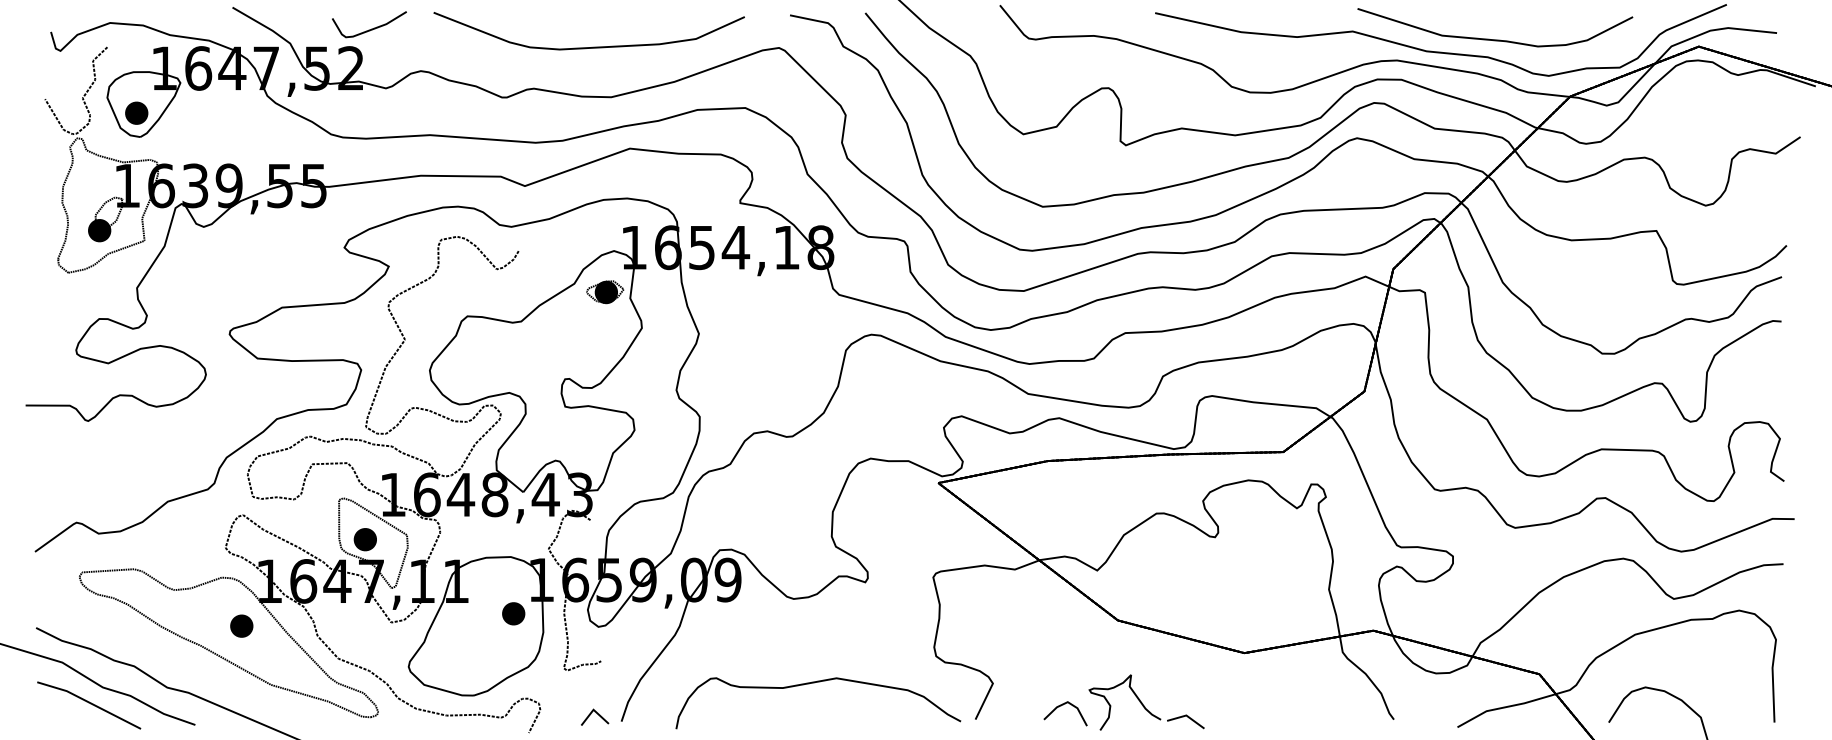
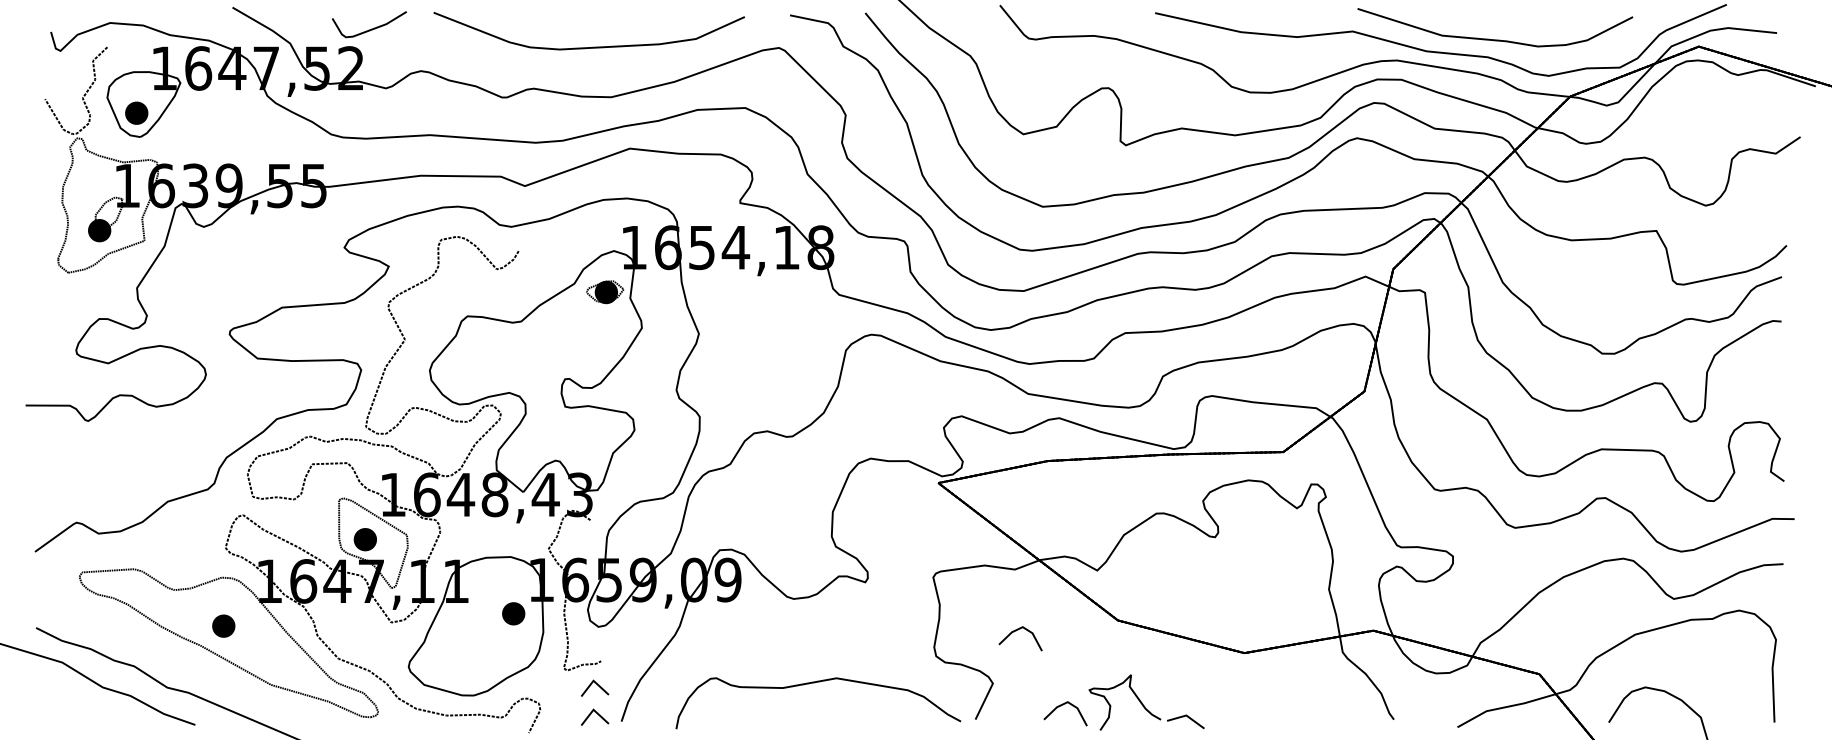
part position: (241, 625) -> (223, 625) (223, 625)
line: none -> present (1016, 631)
line: none -> present (597, 685)
line: present -> none (90, 704)
